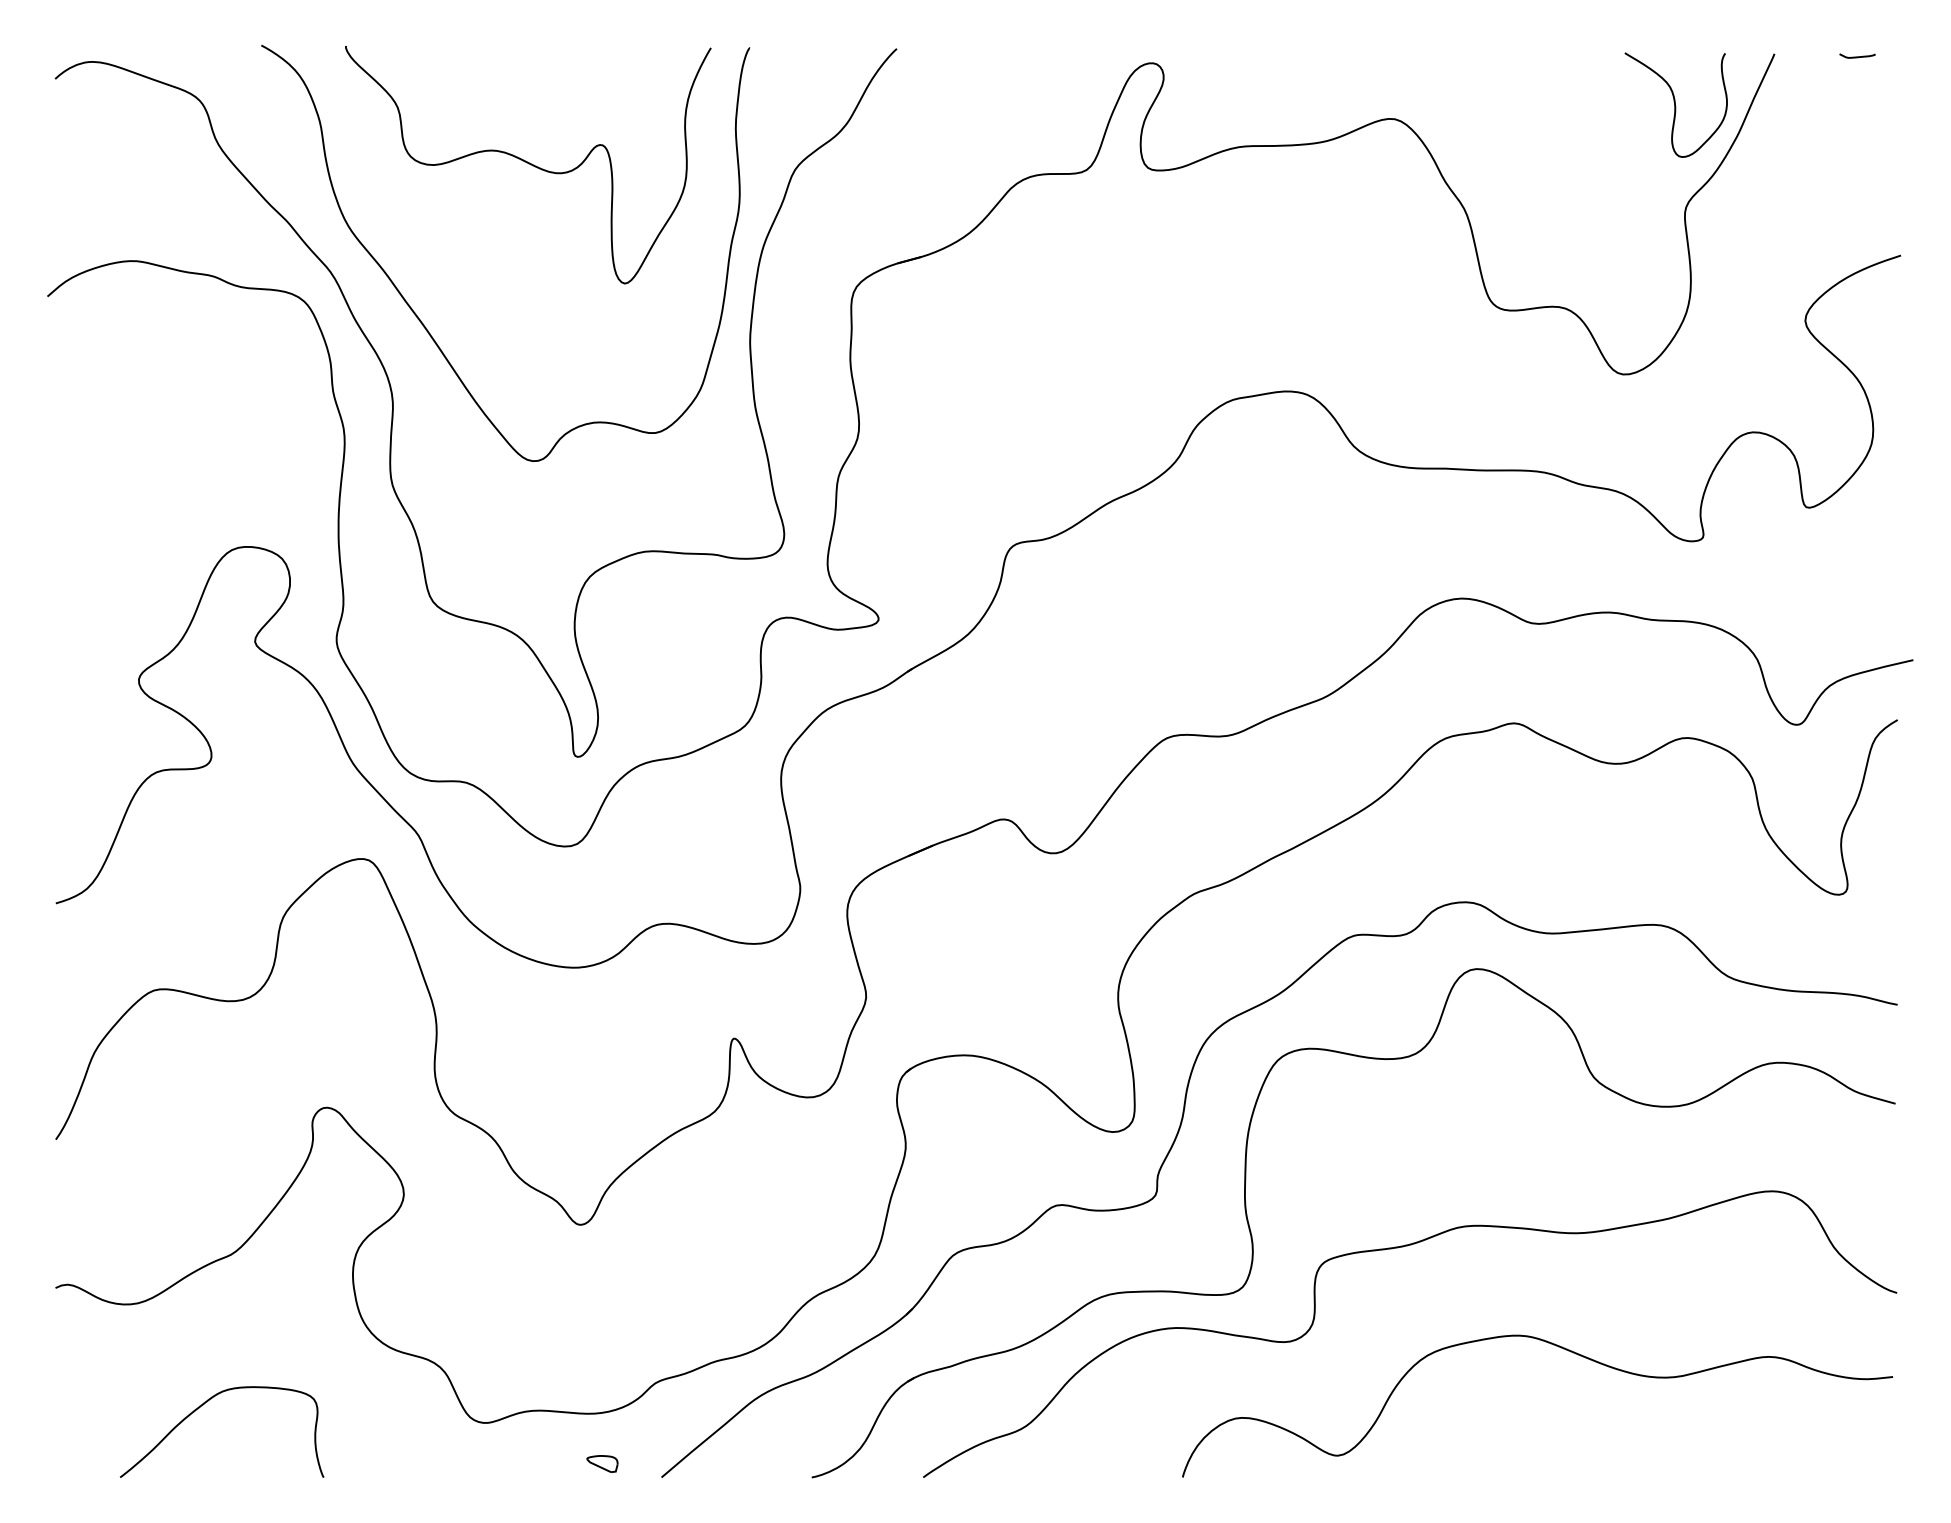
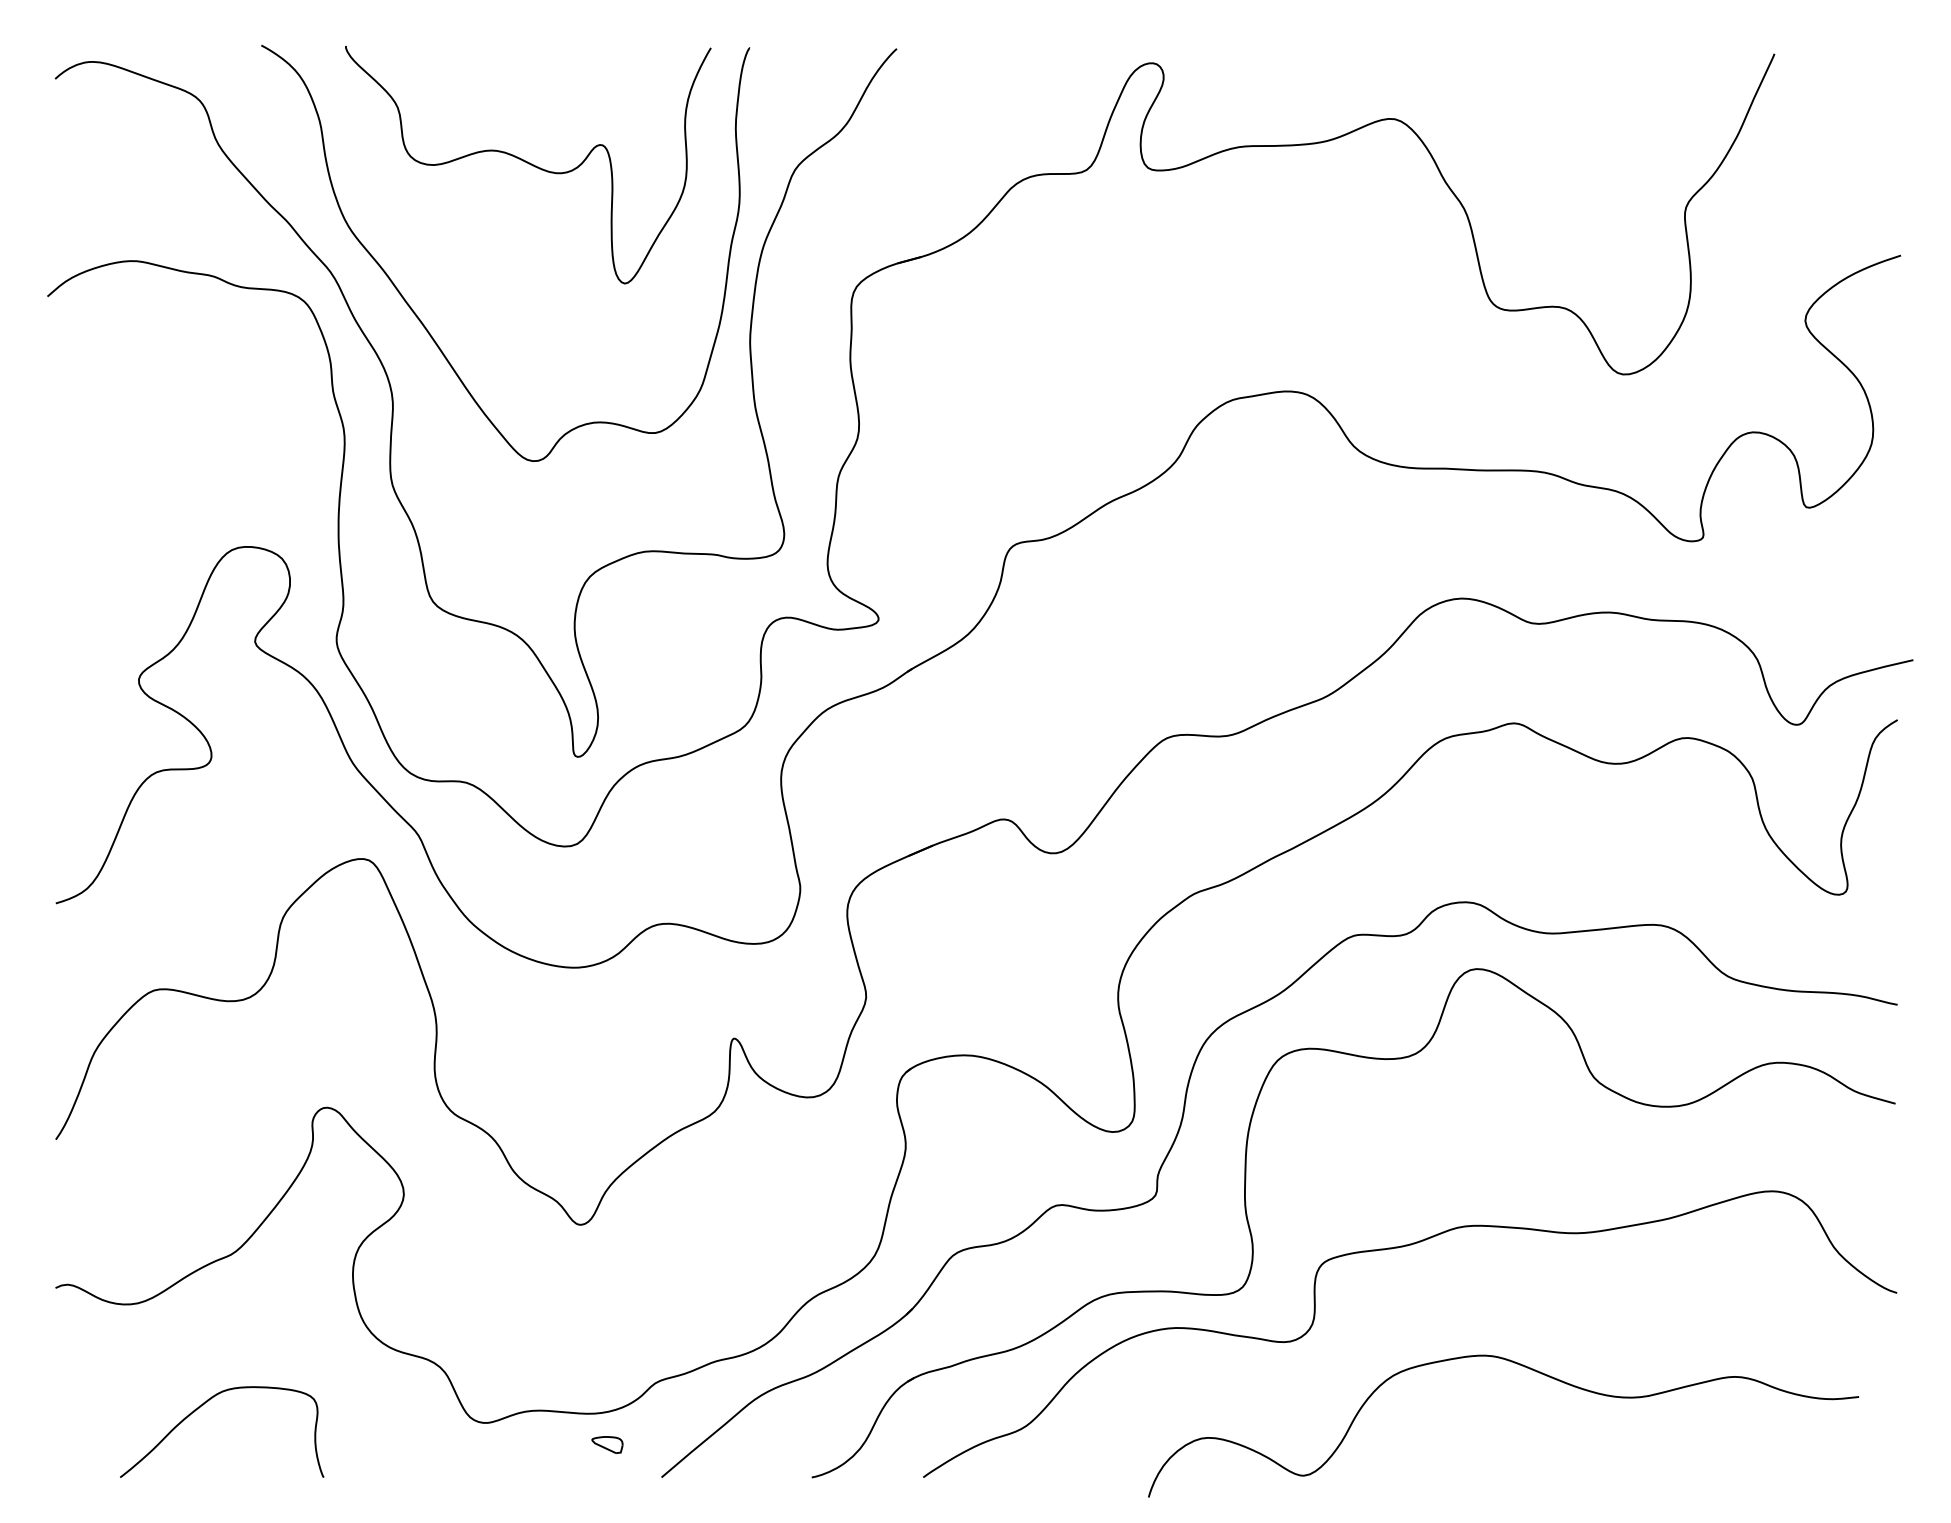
curve: present -> none (1857, 56)
curve: present -> none (1675, 104)
curve position: (1558, 1347) -> (1524, 1367) (1524, 1367)
part position: (602, 1463) -> (607, 1444) (607, 1444)
